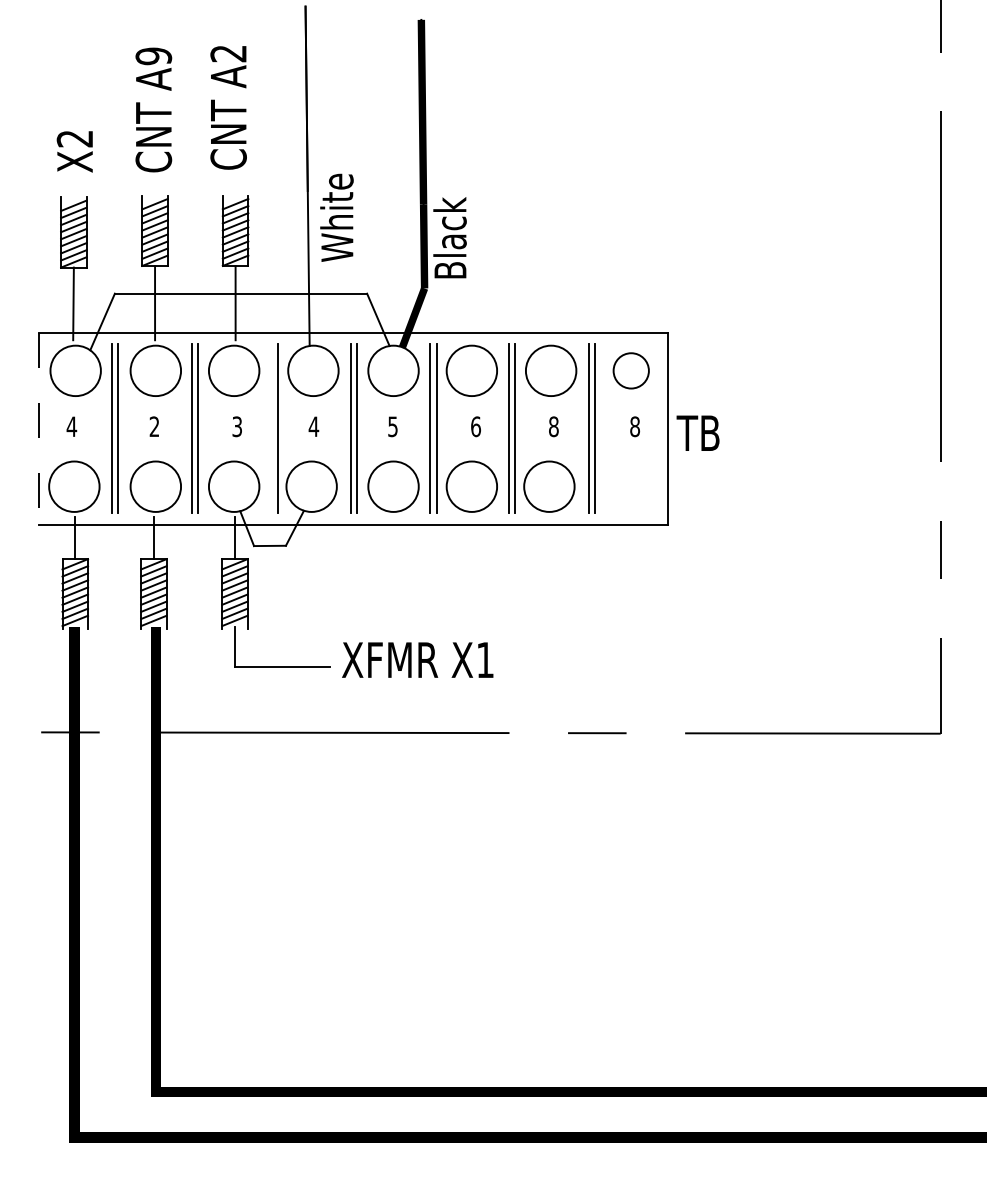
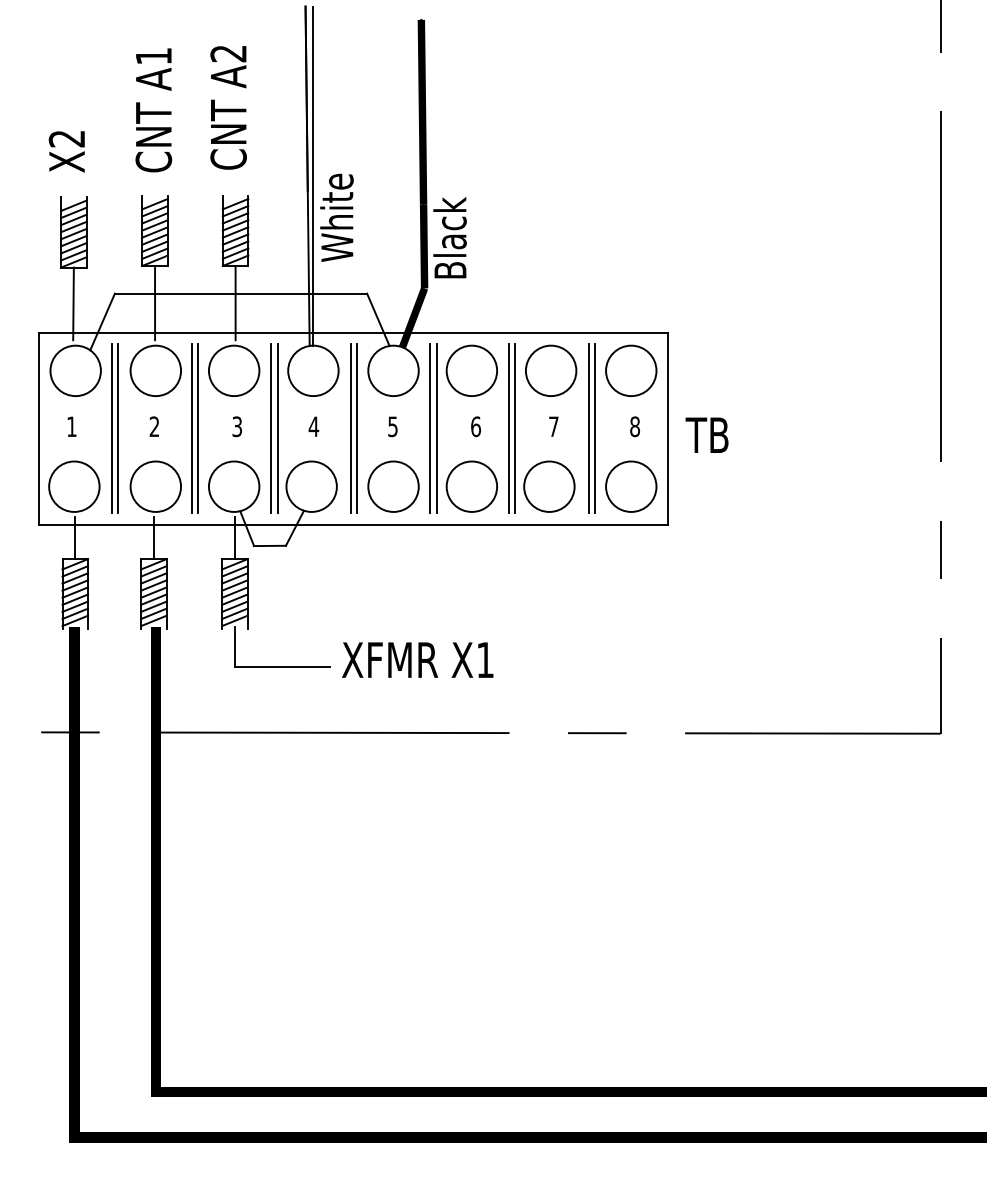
text: A9 -> A1 (153, 56)
text position: (74, 151) -> (66, 151) (66, 151)
line: none -> present (312, 175)
circle diameter: 35 px -> 50 px (631, 370)
text: 4 -> 1 (71, 426)
text: 8 -> 7 (553, 426)
line: none -> present (271, 428)
line: dashed -> solid (38, 429)
text position: (697, 432) -> (706, 434) (706, 434)
circle: none -> present (631, 486)
